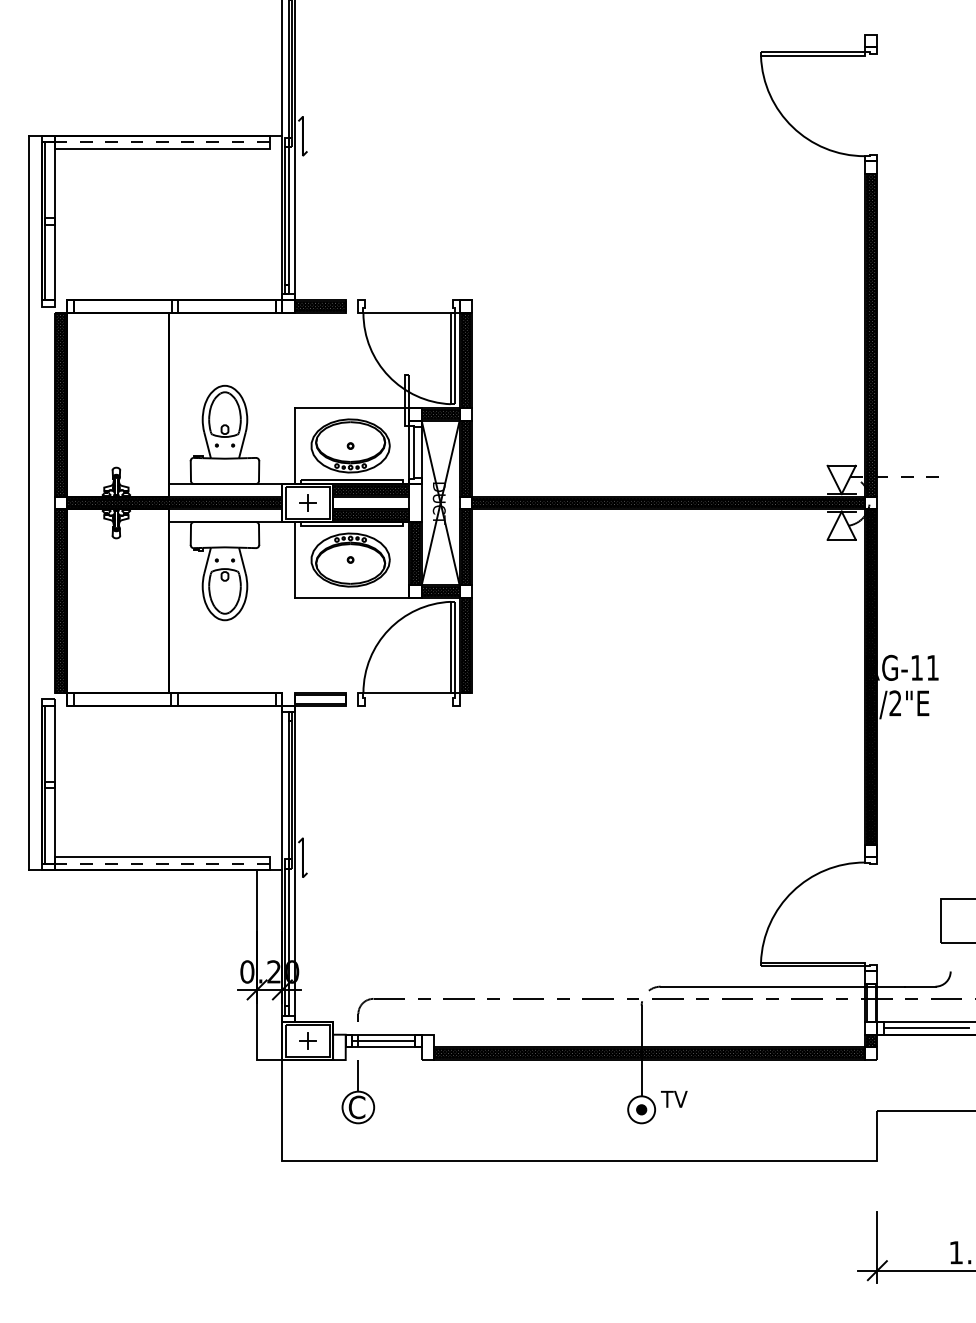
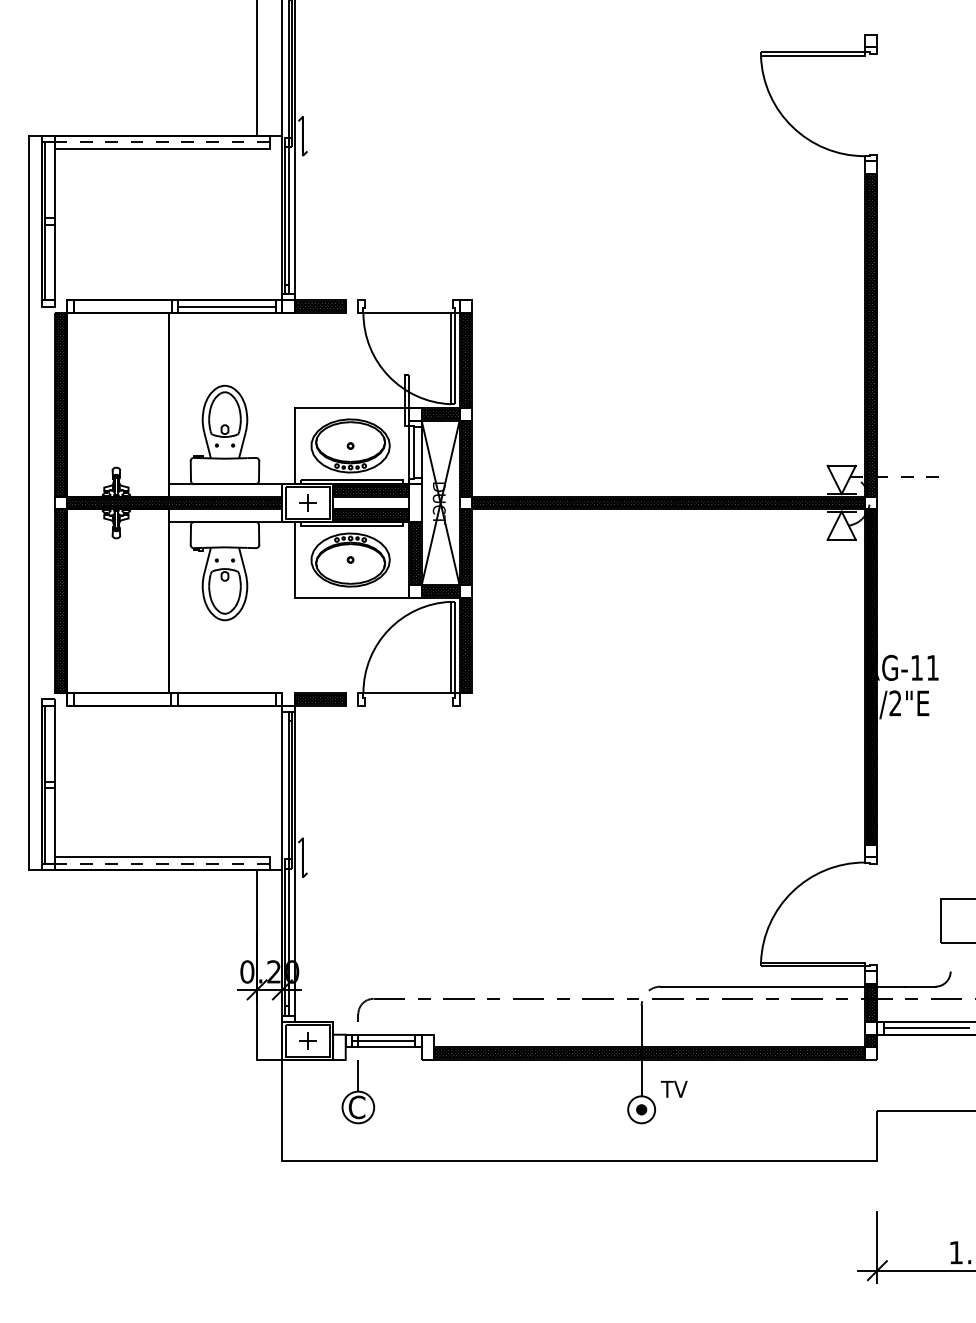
line: none -> present (257, 68)
line: none -> present (227, 306)
hatch: none -> present (320, 698)
hatch: none -> present (870, 1003)
text position: (674, 1099) -> (674, 1089) (674, 1089)
